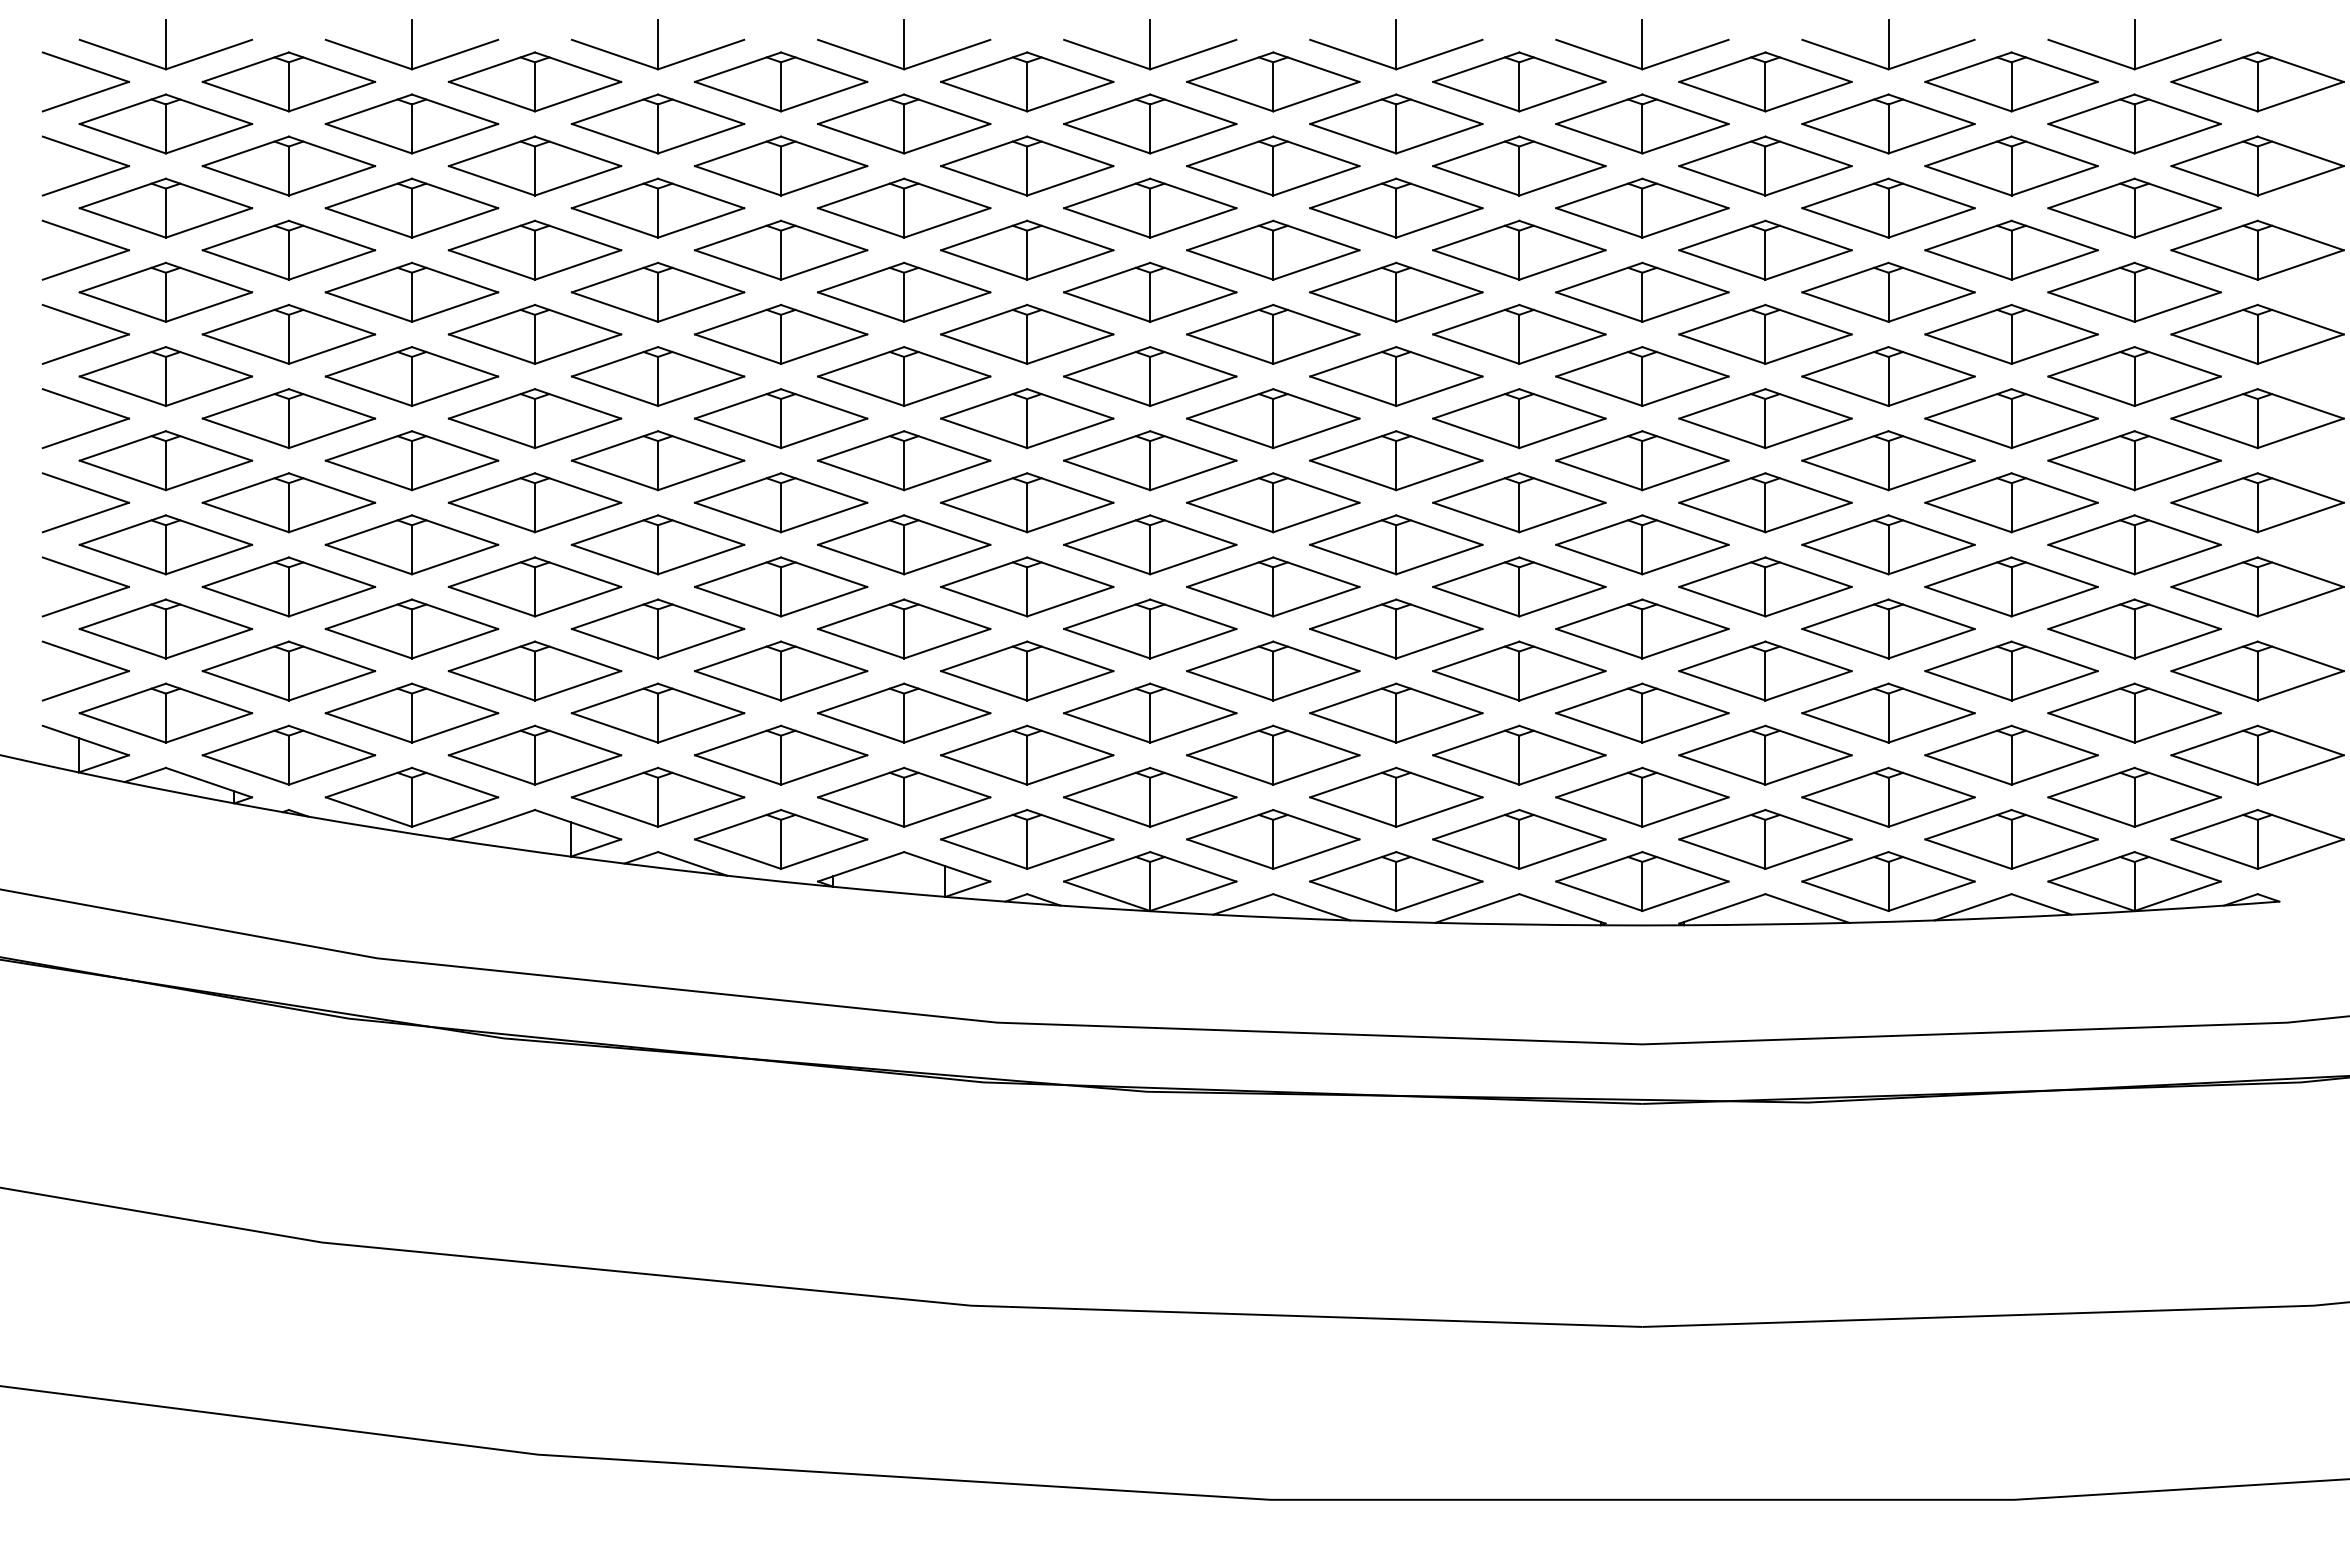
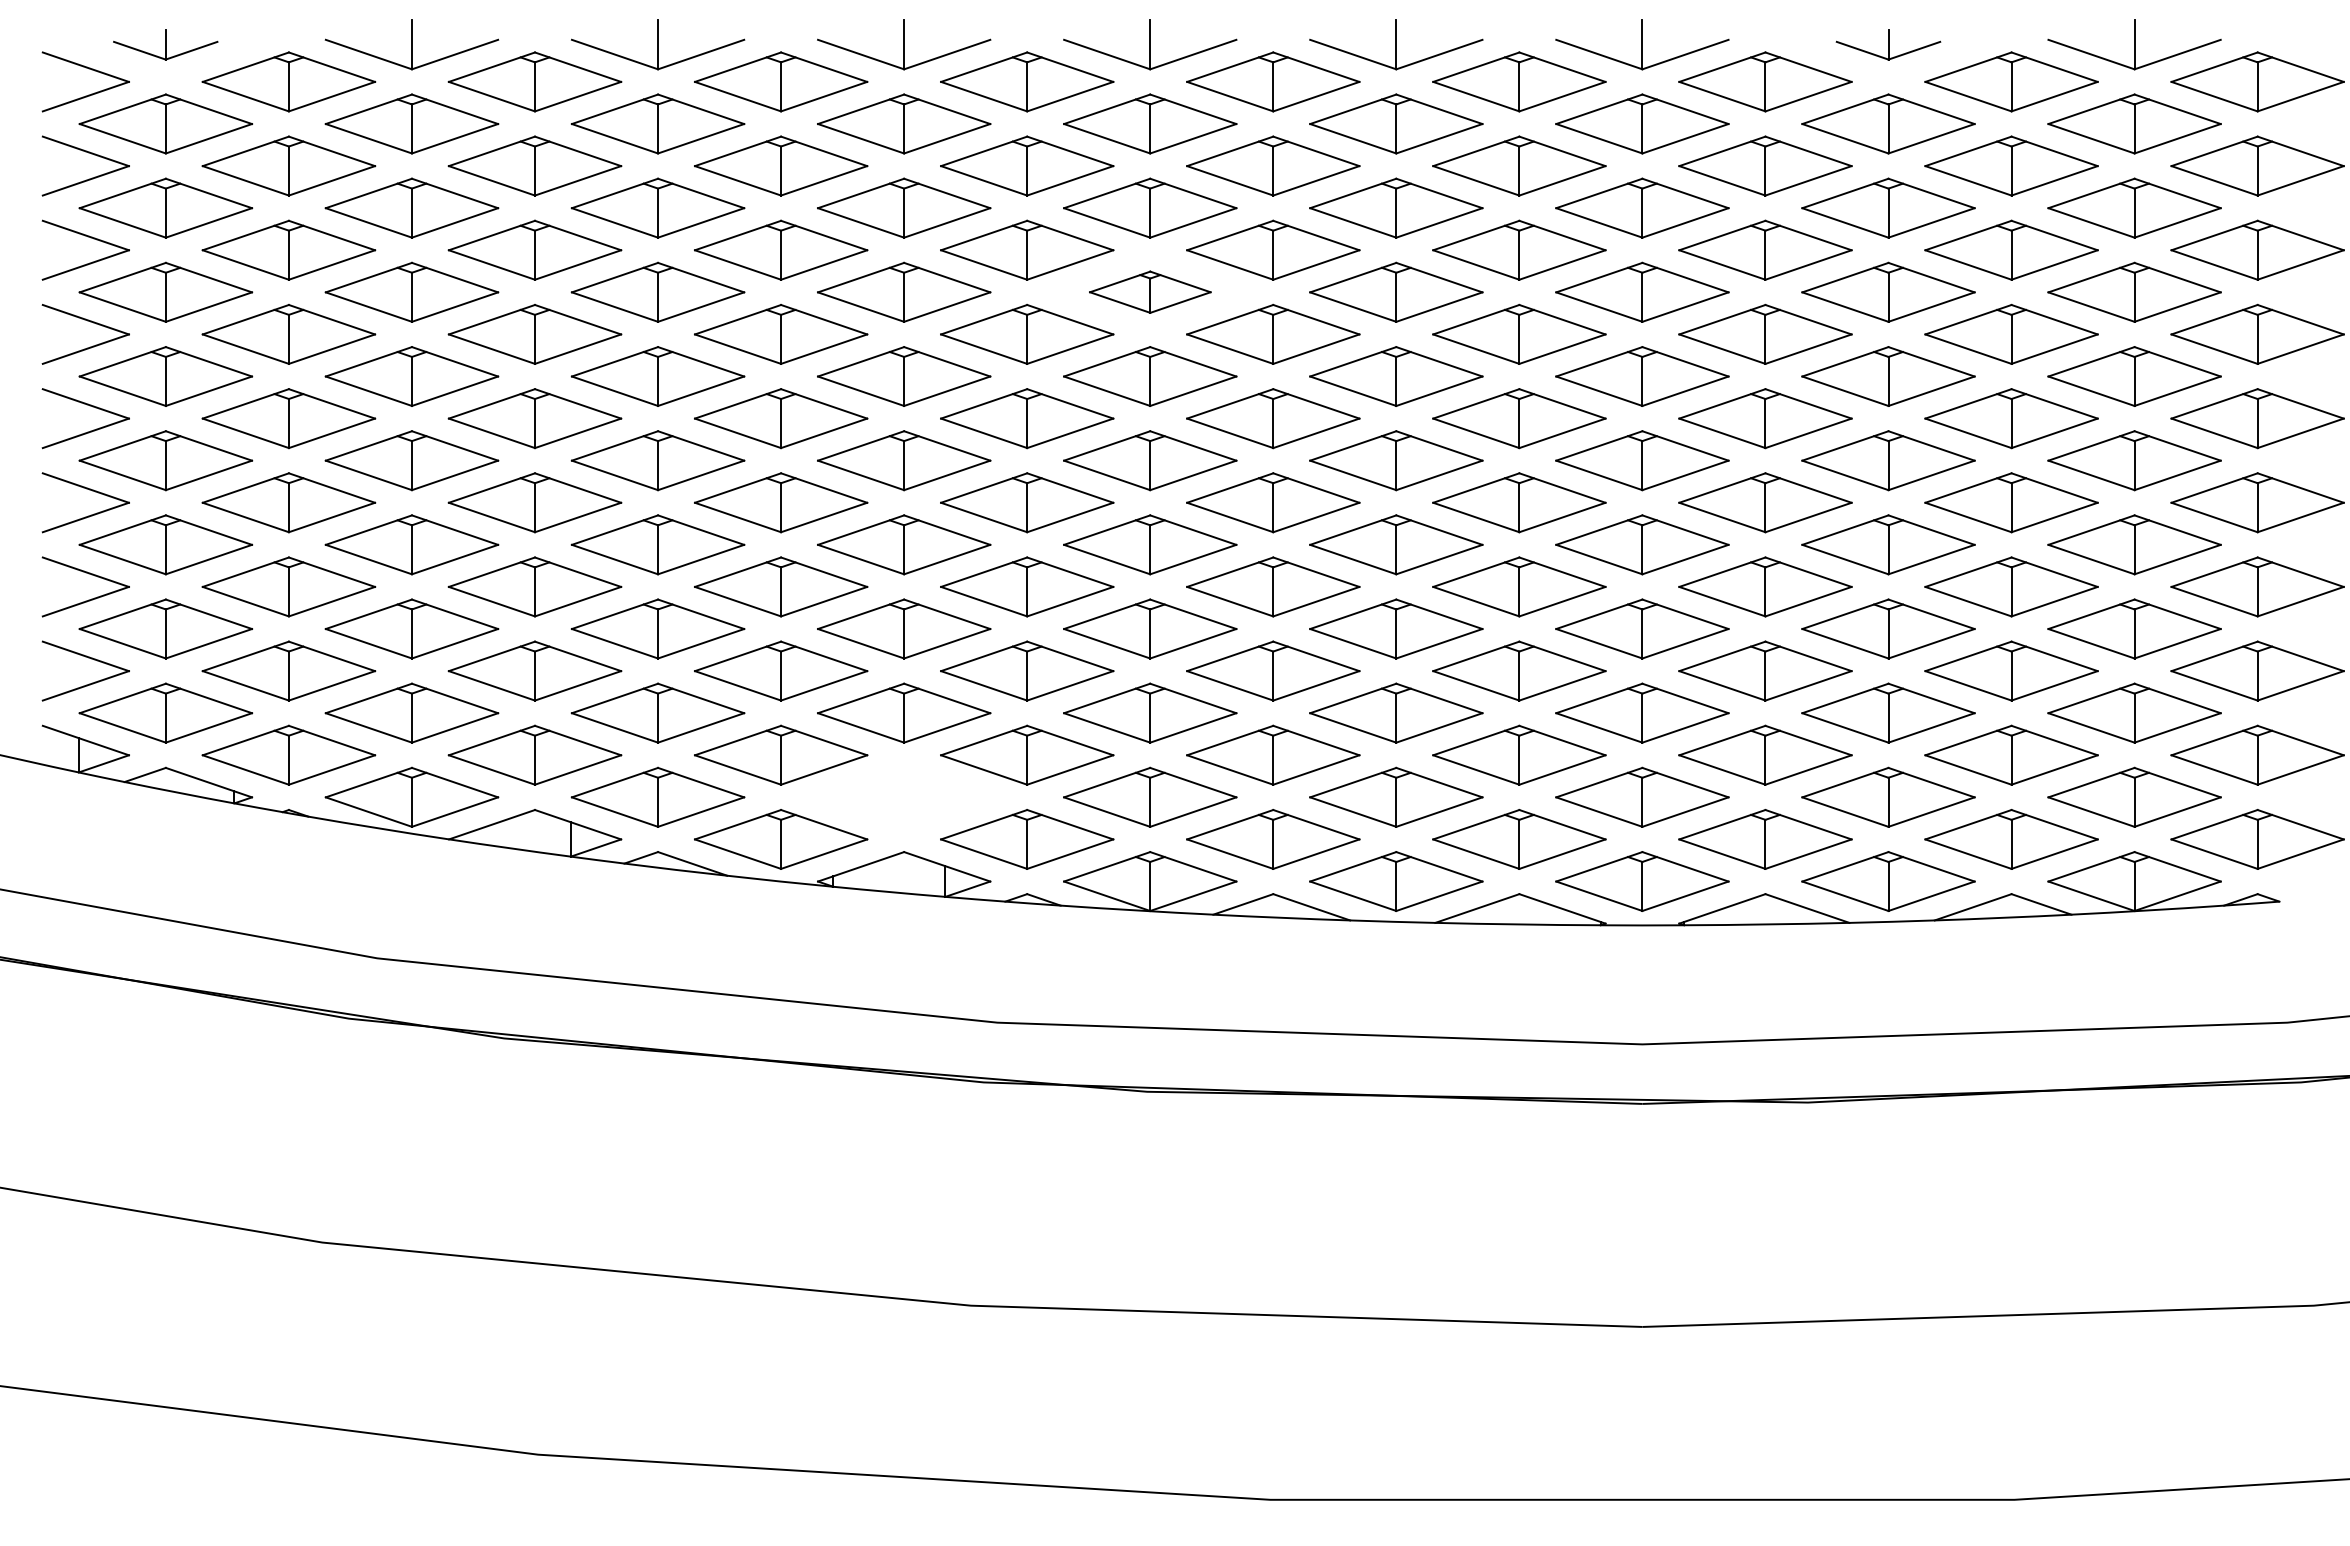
part size: 175x52 px -> 106x32 px (165, 44)
part size: 175x52 px -> 107x32 px (1888, 44)
part size: 175x62 px -> 123x44 px (1150, 291)
part: present -> none (904, 796)
